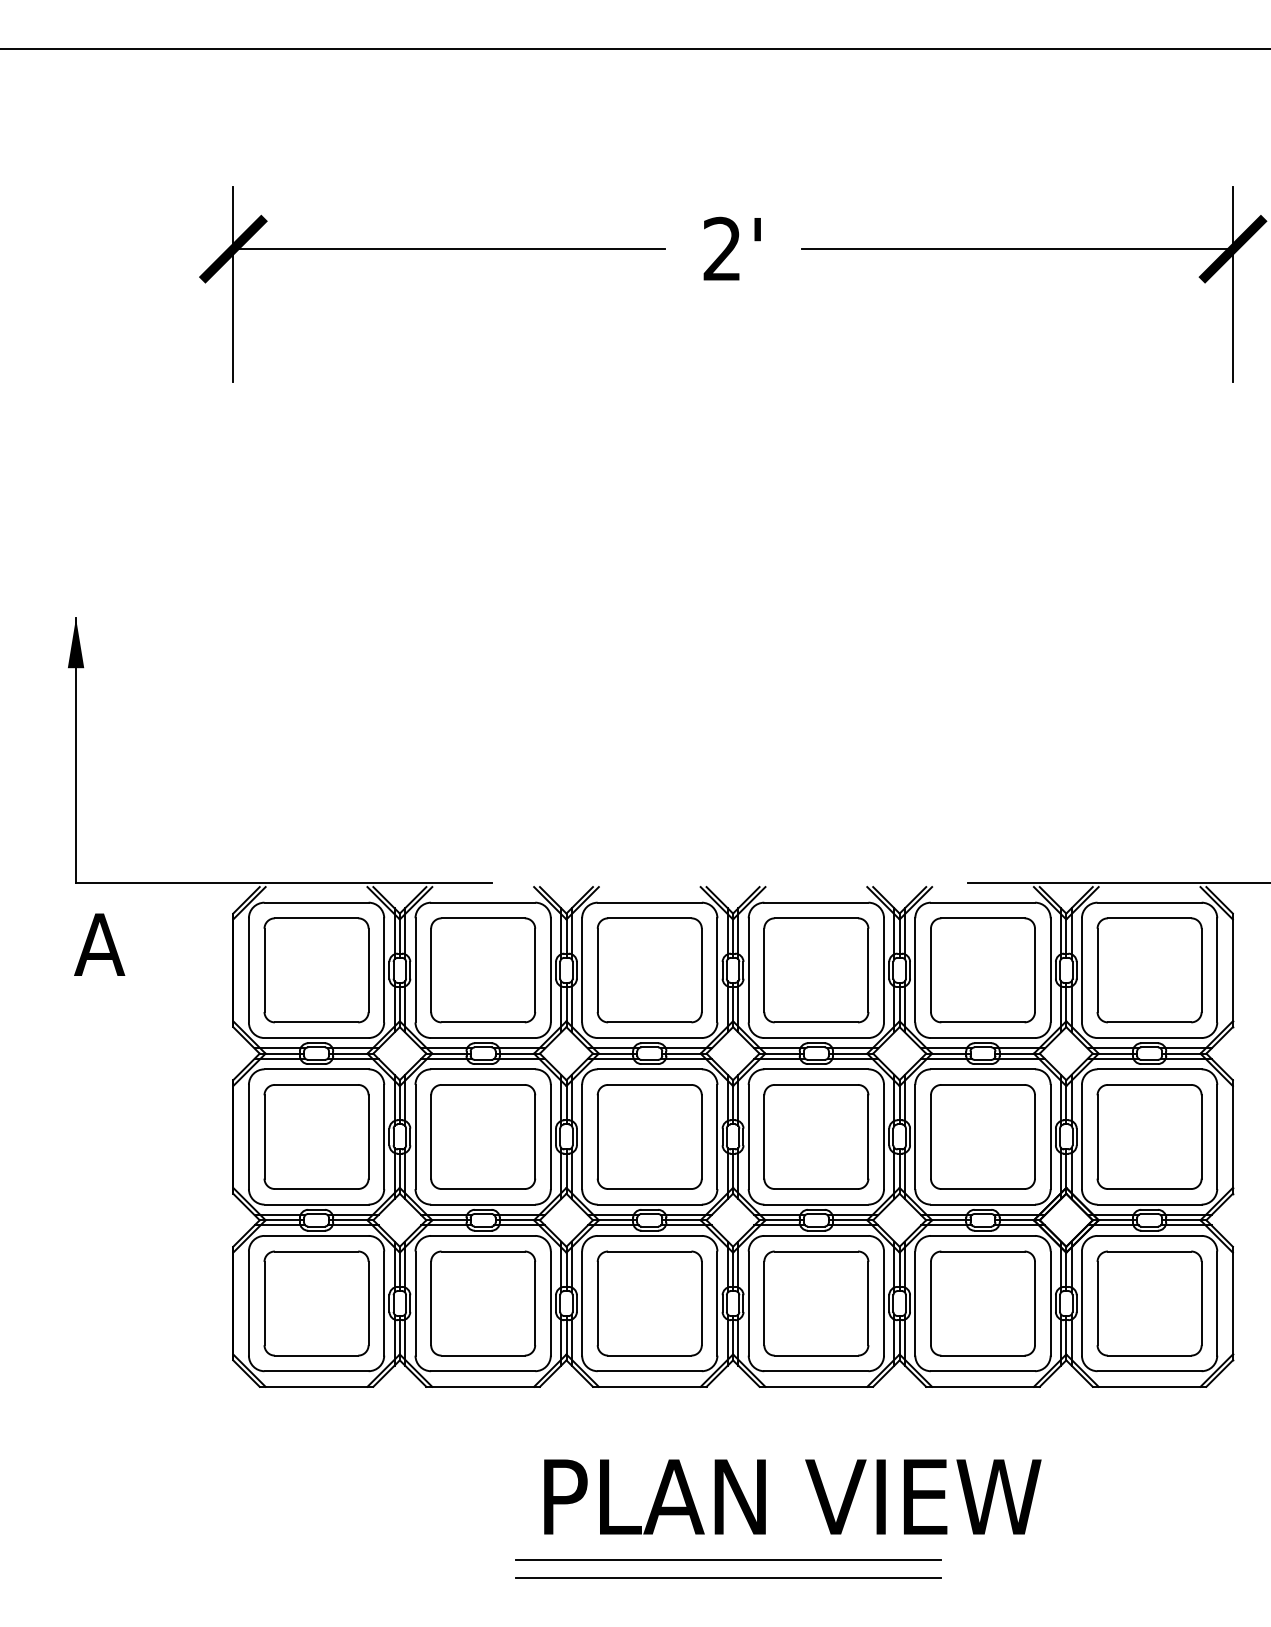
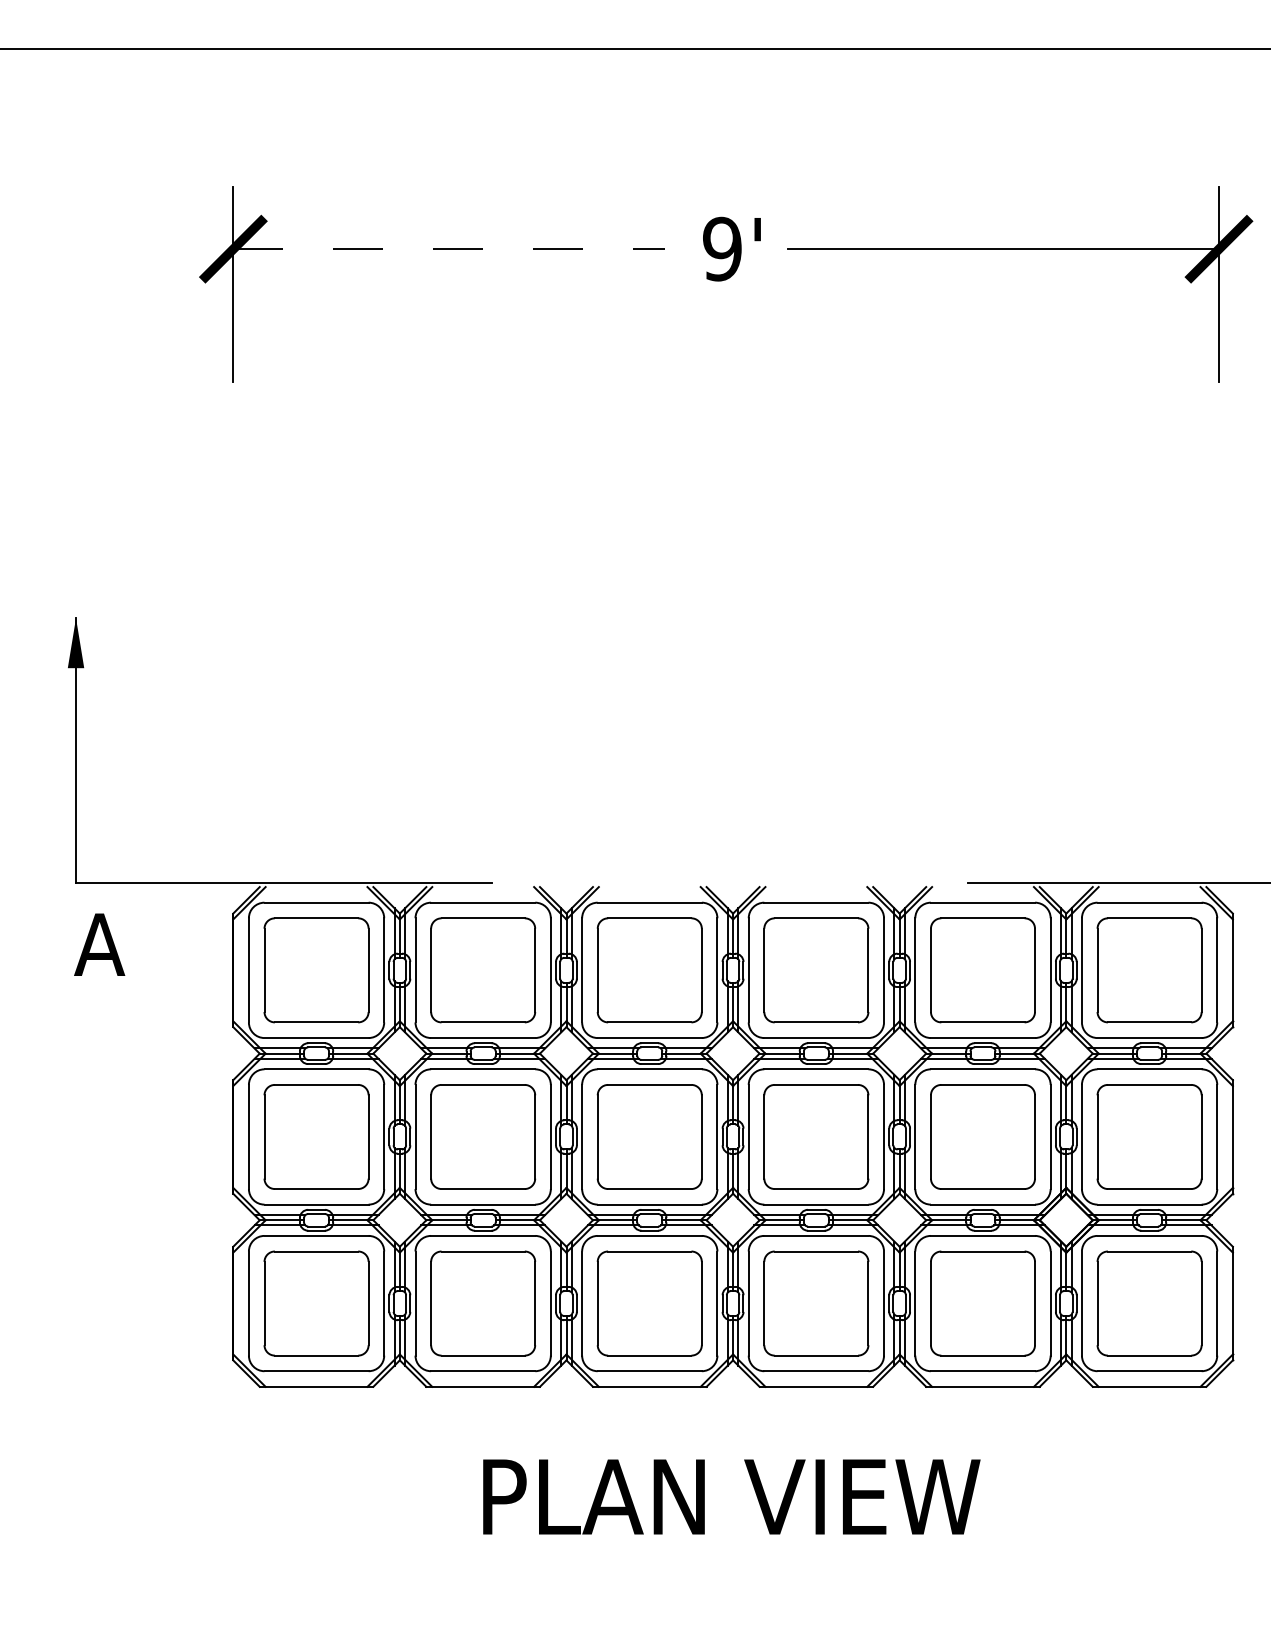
line: solid -> dashed (449, 249)
text: 2' -> 9' (722, 249)
part position: (1034, 249) -> (1020, 249) (1020, 249)
text position: (792, 1496) -> (731, 1496) (731, 1496)
line: present -> none (728, 1560)
line: present -> none (728, 1578)
